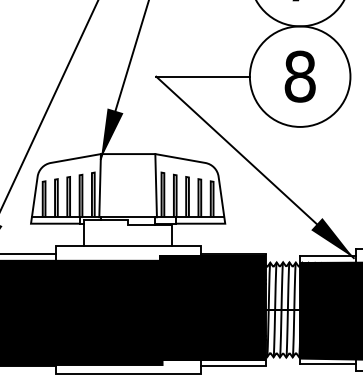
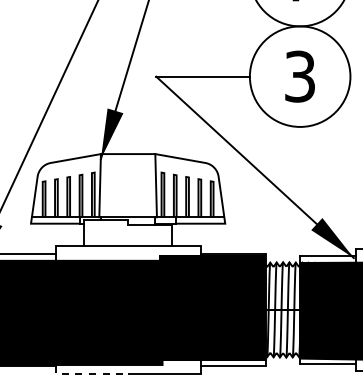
text: 8 -> 3 (299, 76)
line: solid -> dashed (87, 374)
